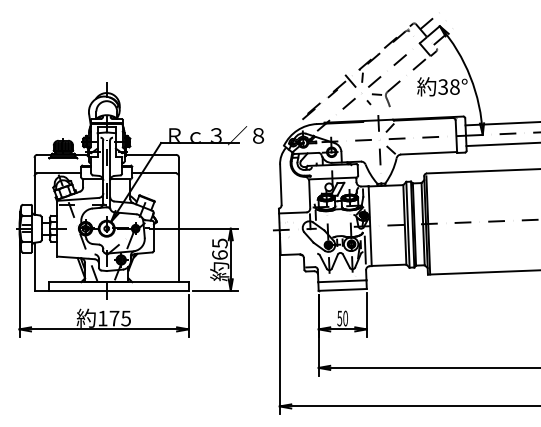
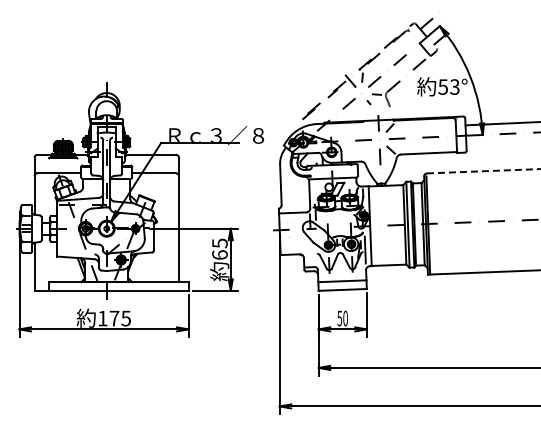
text: 38° -> 53° (449, 86)
line: present -> none (501, 144)
line: solid -> dashed (483, 171)
